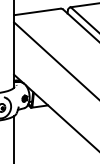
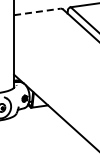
line: solid -> dashed (37, 11)
line: present -> none (55, 59)
line: present -> none (14, 138)
